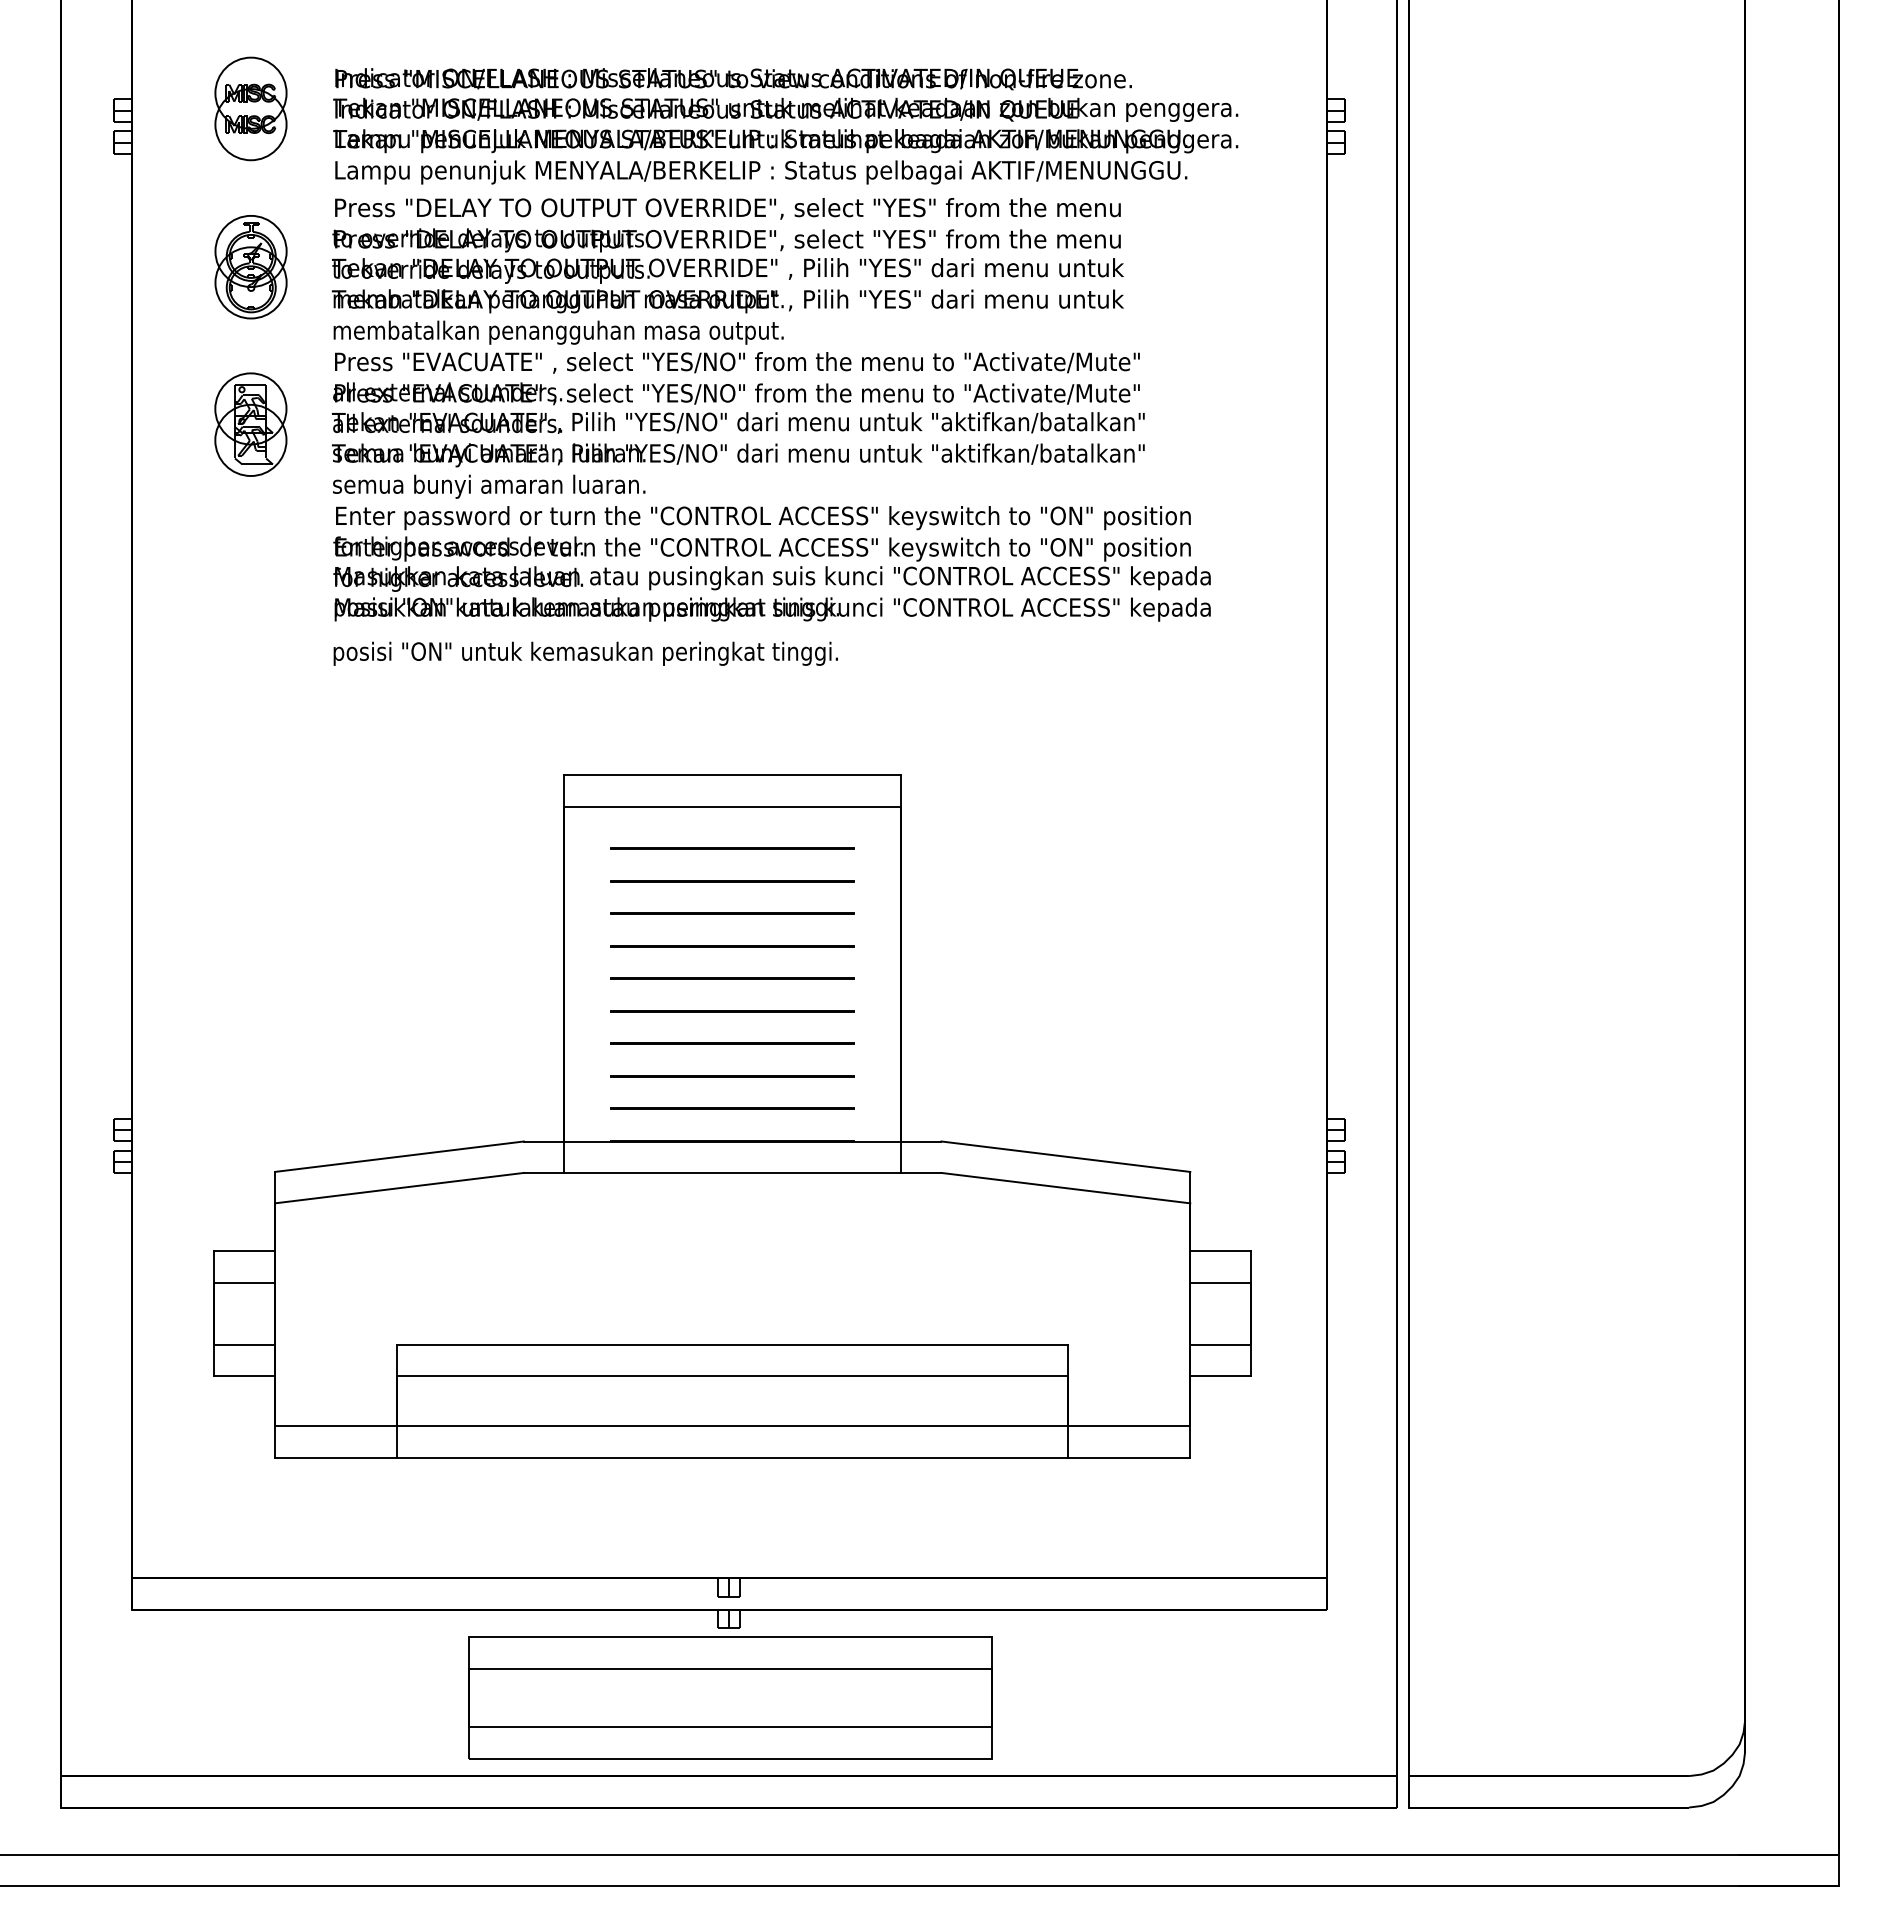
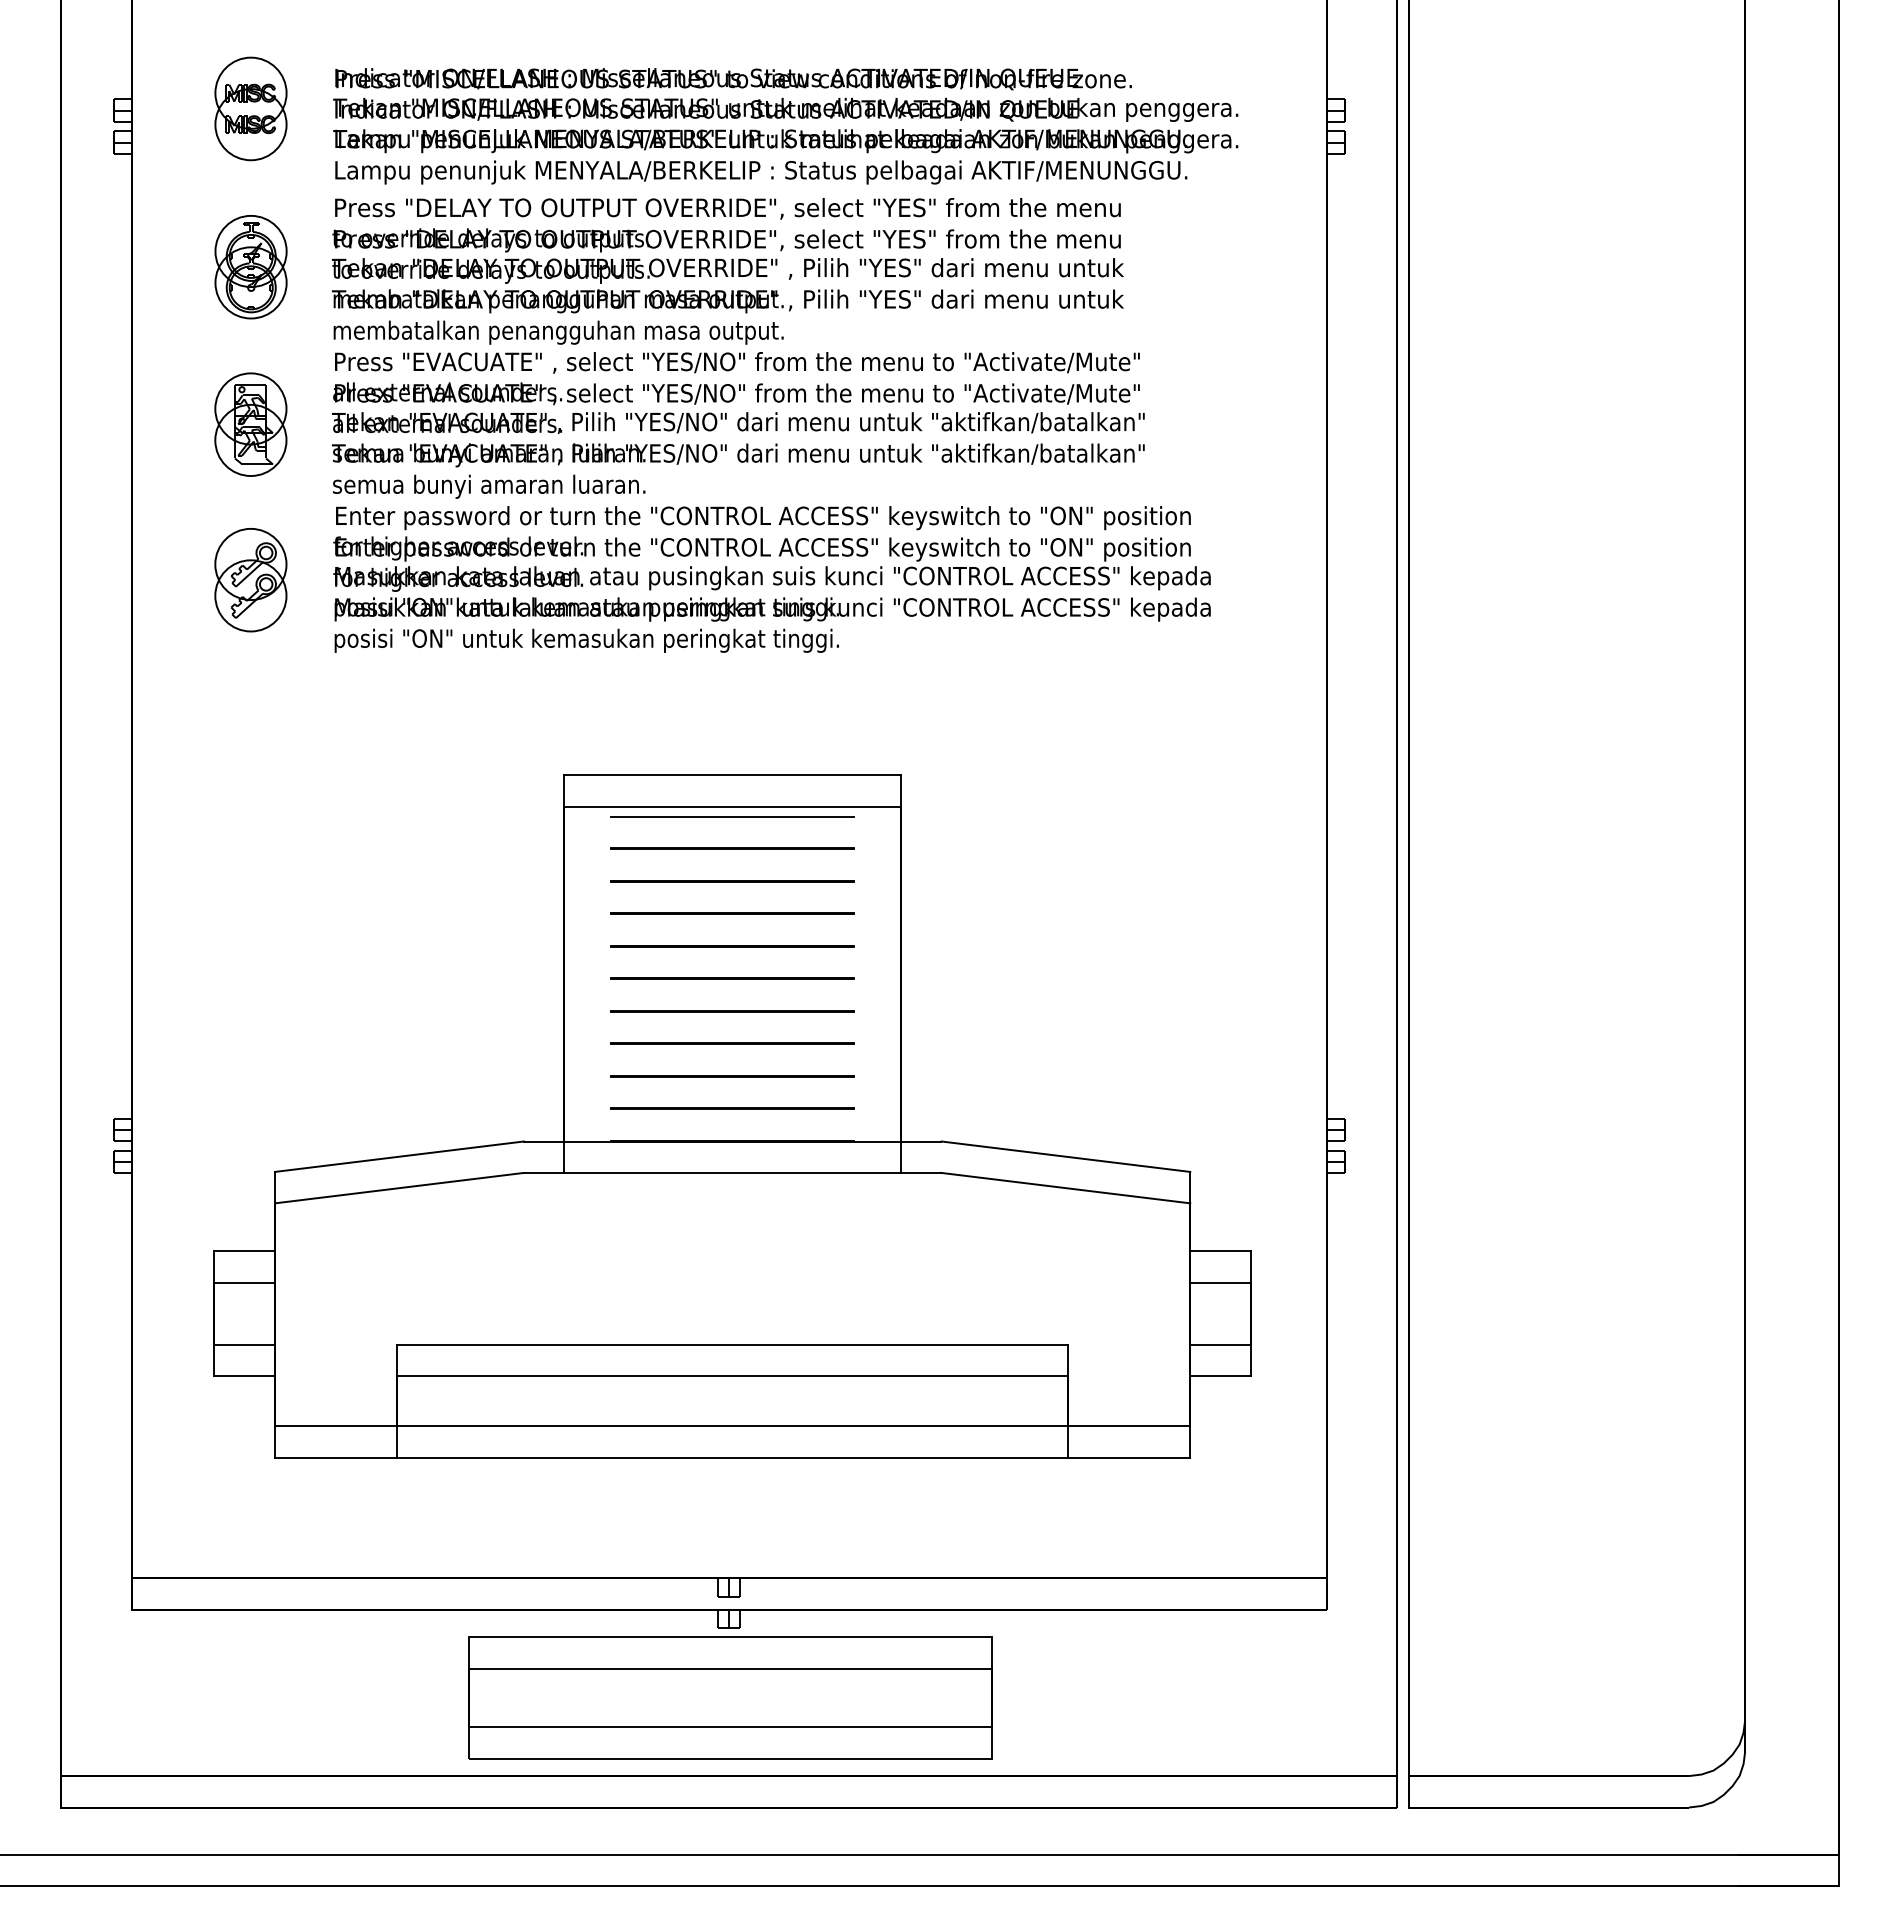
part: none -> present (250, 580)
text position: (585, 653) -> (586, 640) (586, 640)
line: none -> present (731, 816)
